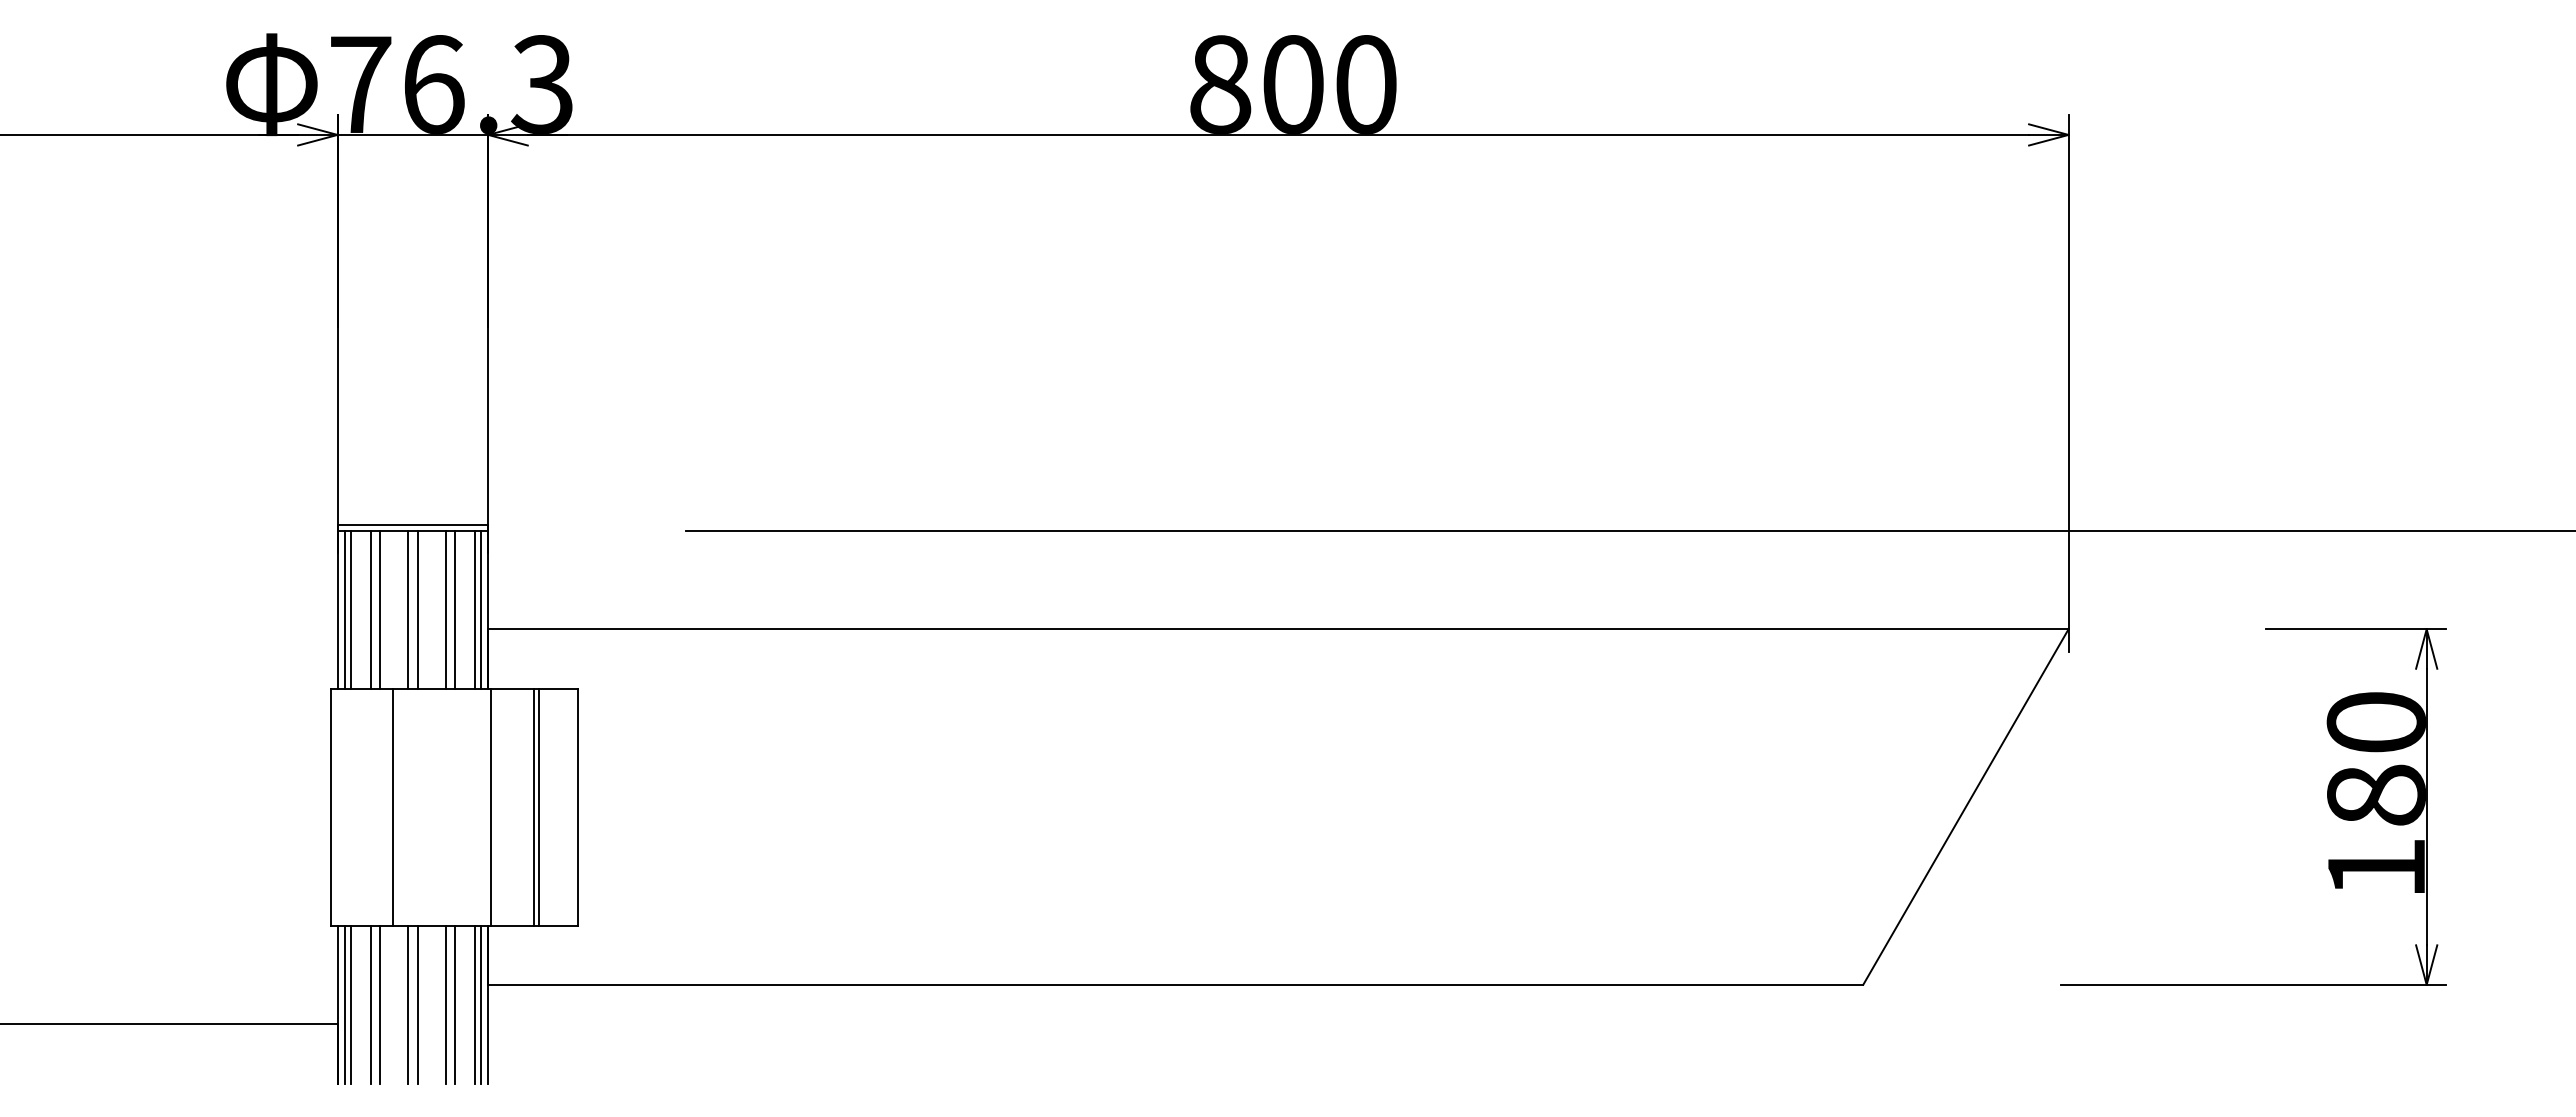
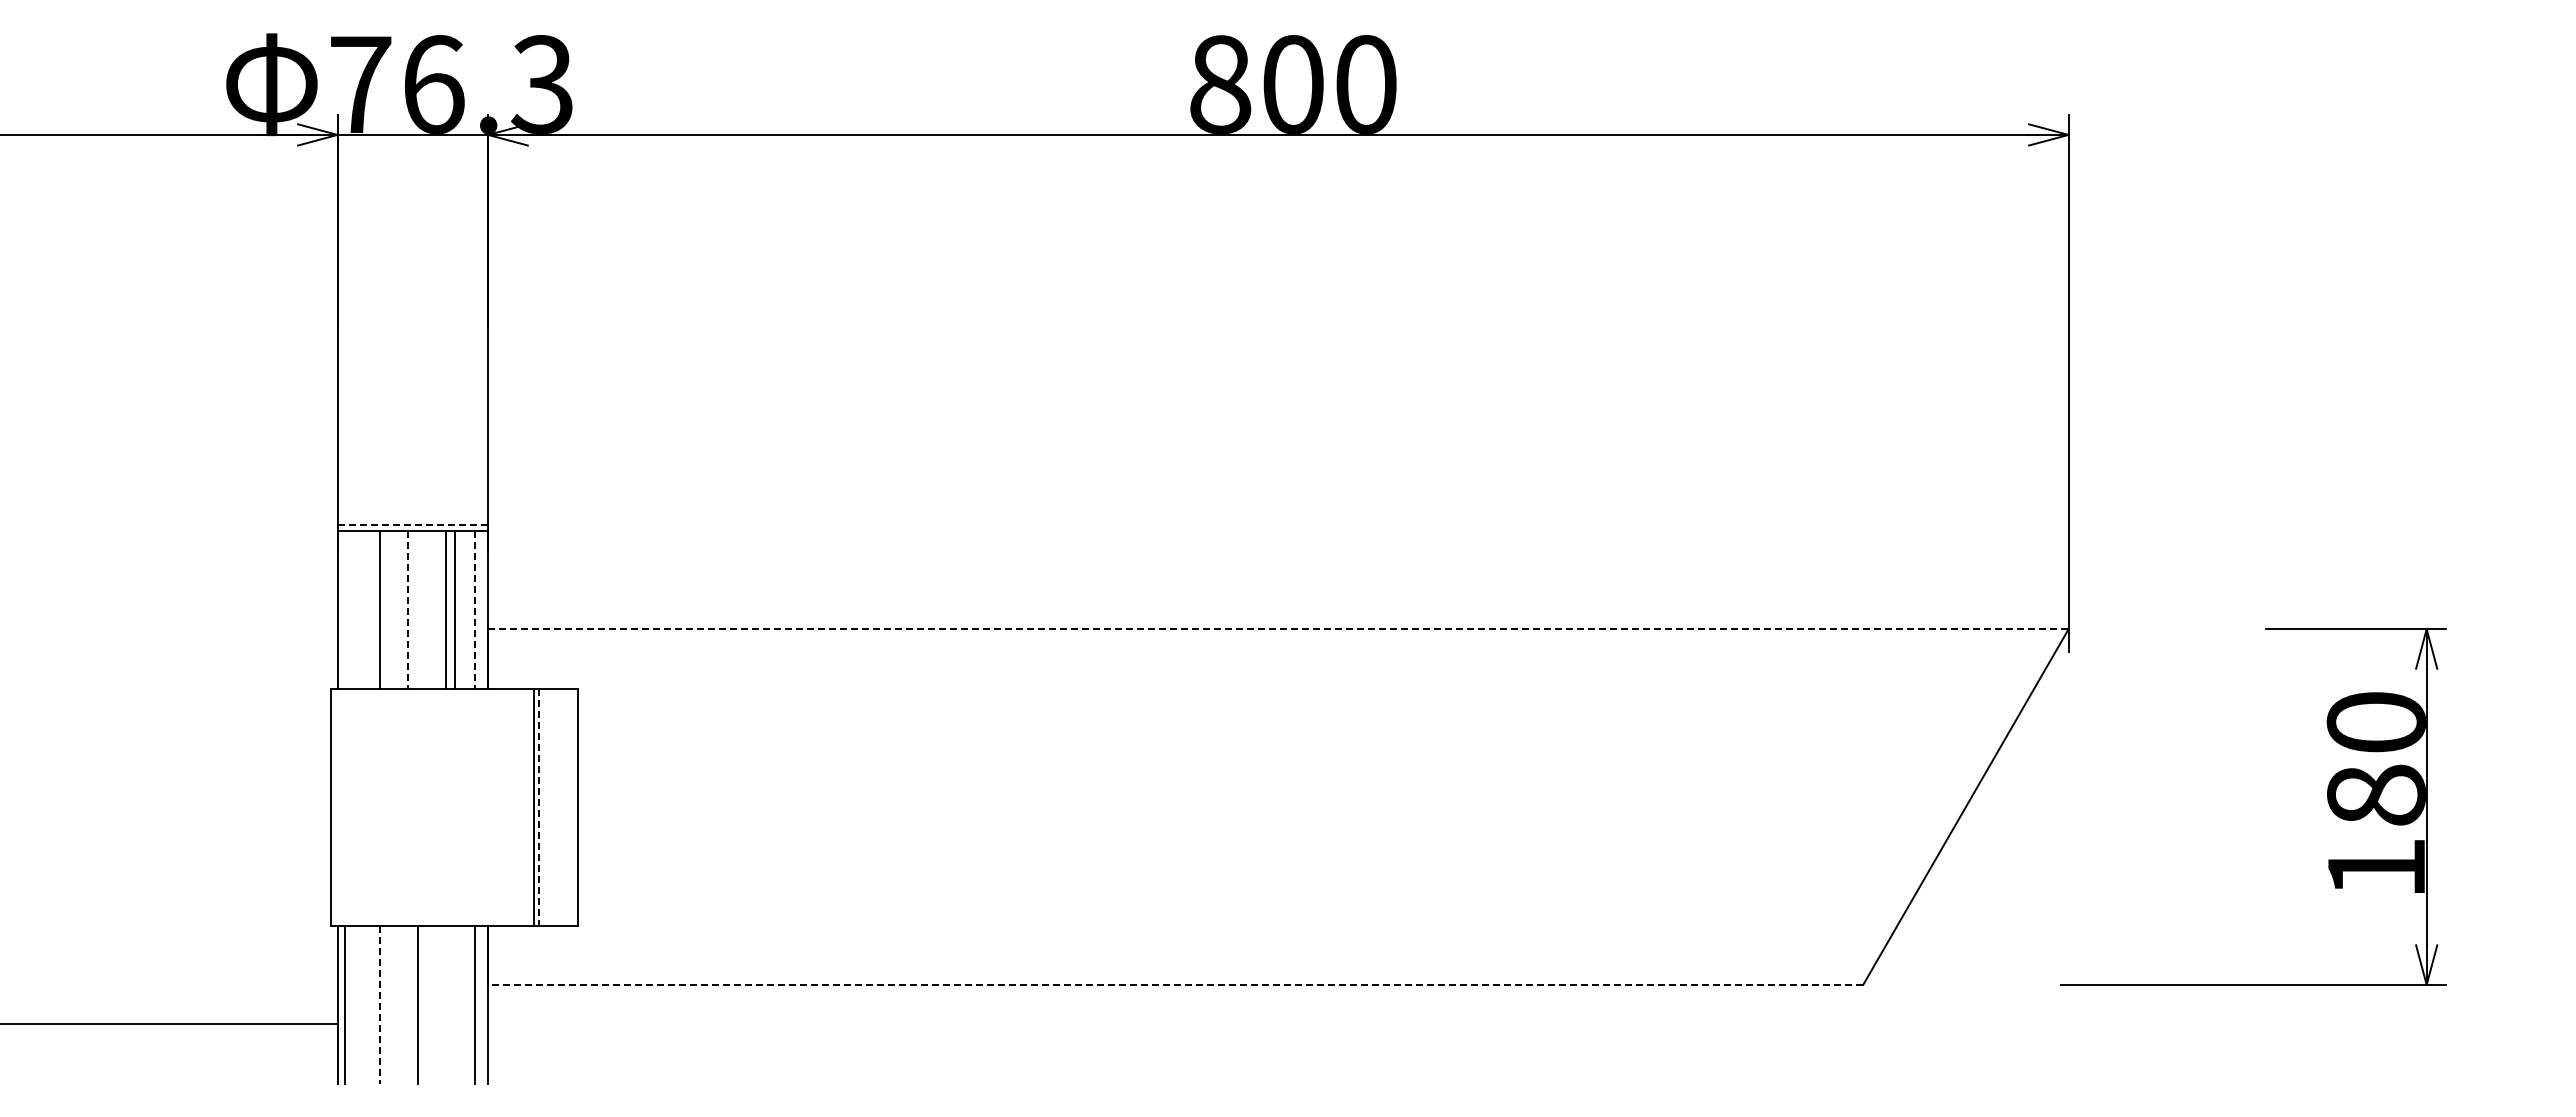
line: solid -> dashed (413, 524)
line: present -> none (1628, 530)
line: present -> none (345, 609)
line: present -> none (350, 609)
line: present -> none (370, 609)
line: present -> none (418, 609)
line: present -> none (480, 609)
line: solid -> dashed (407, 610)
line: solid -> dashed (474, 610)
line: solid -> dashed (1278, 629)
line: present -> none (392, 806)
line: present -> none (491, 806)
line: solid -> dashed (539, 807)
line: solid -> dashed (1175, 984)
line: present -> none (350, 1004)
line: present -> none (370, 1004)
line: present -> none (407, 1004)
line: present -> none (445, 1004)
line: present -> none (455, 1004)
line: present -> none (480, 1004)
line: solid -> dashed (380, 1005)
